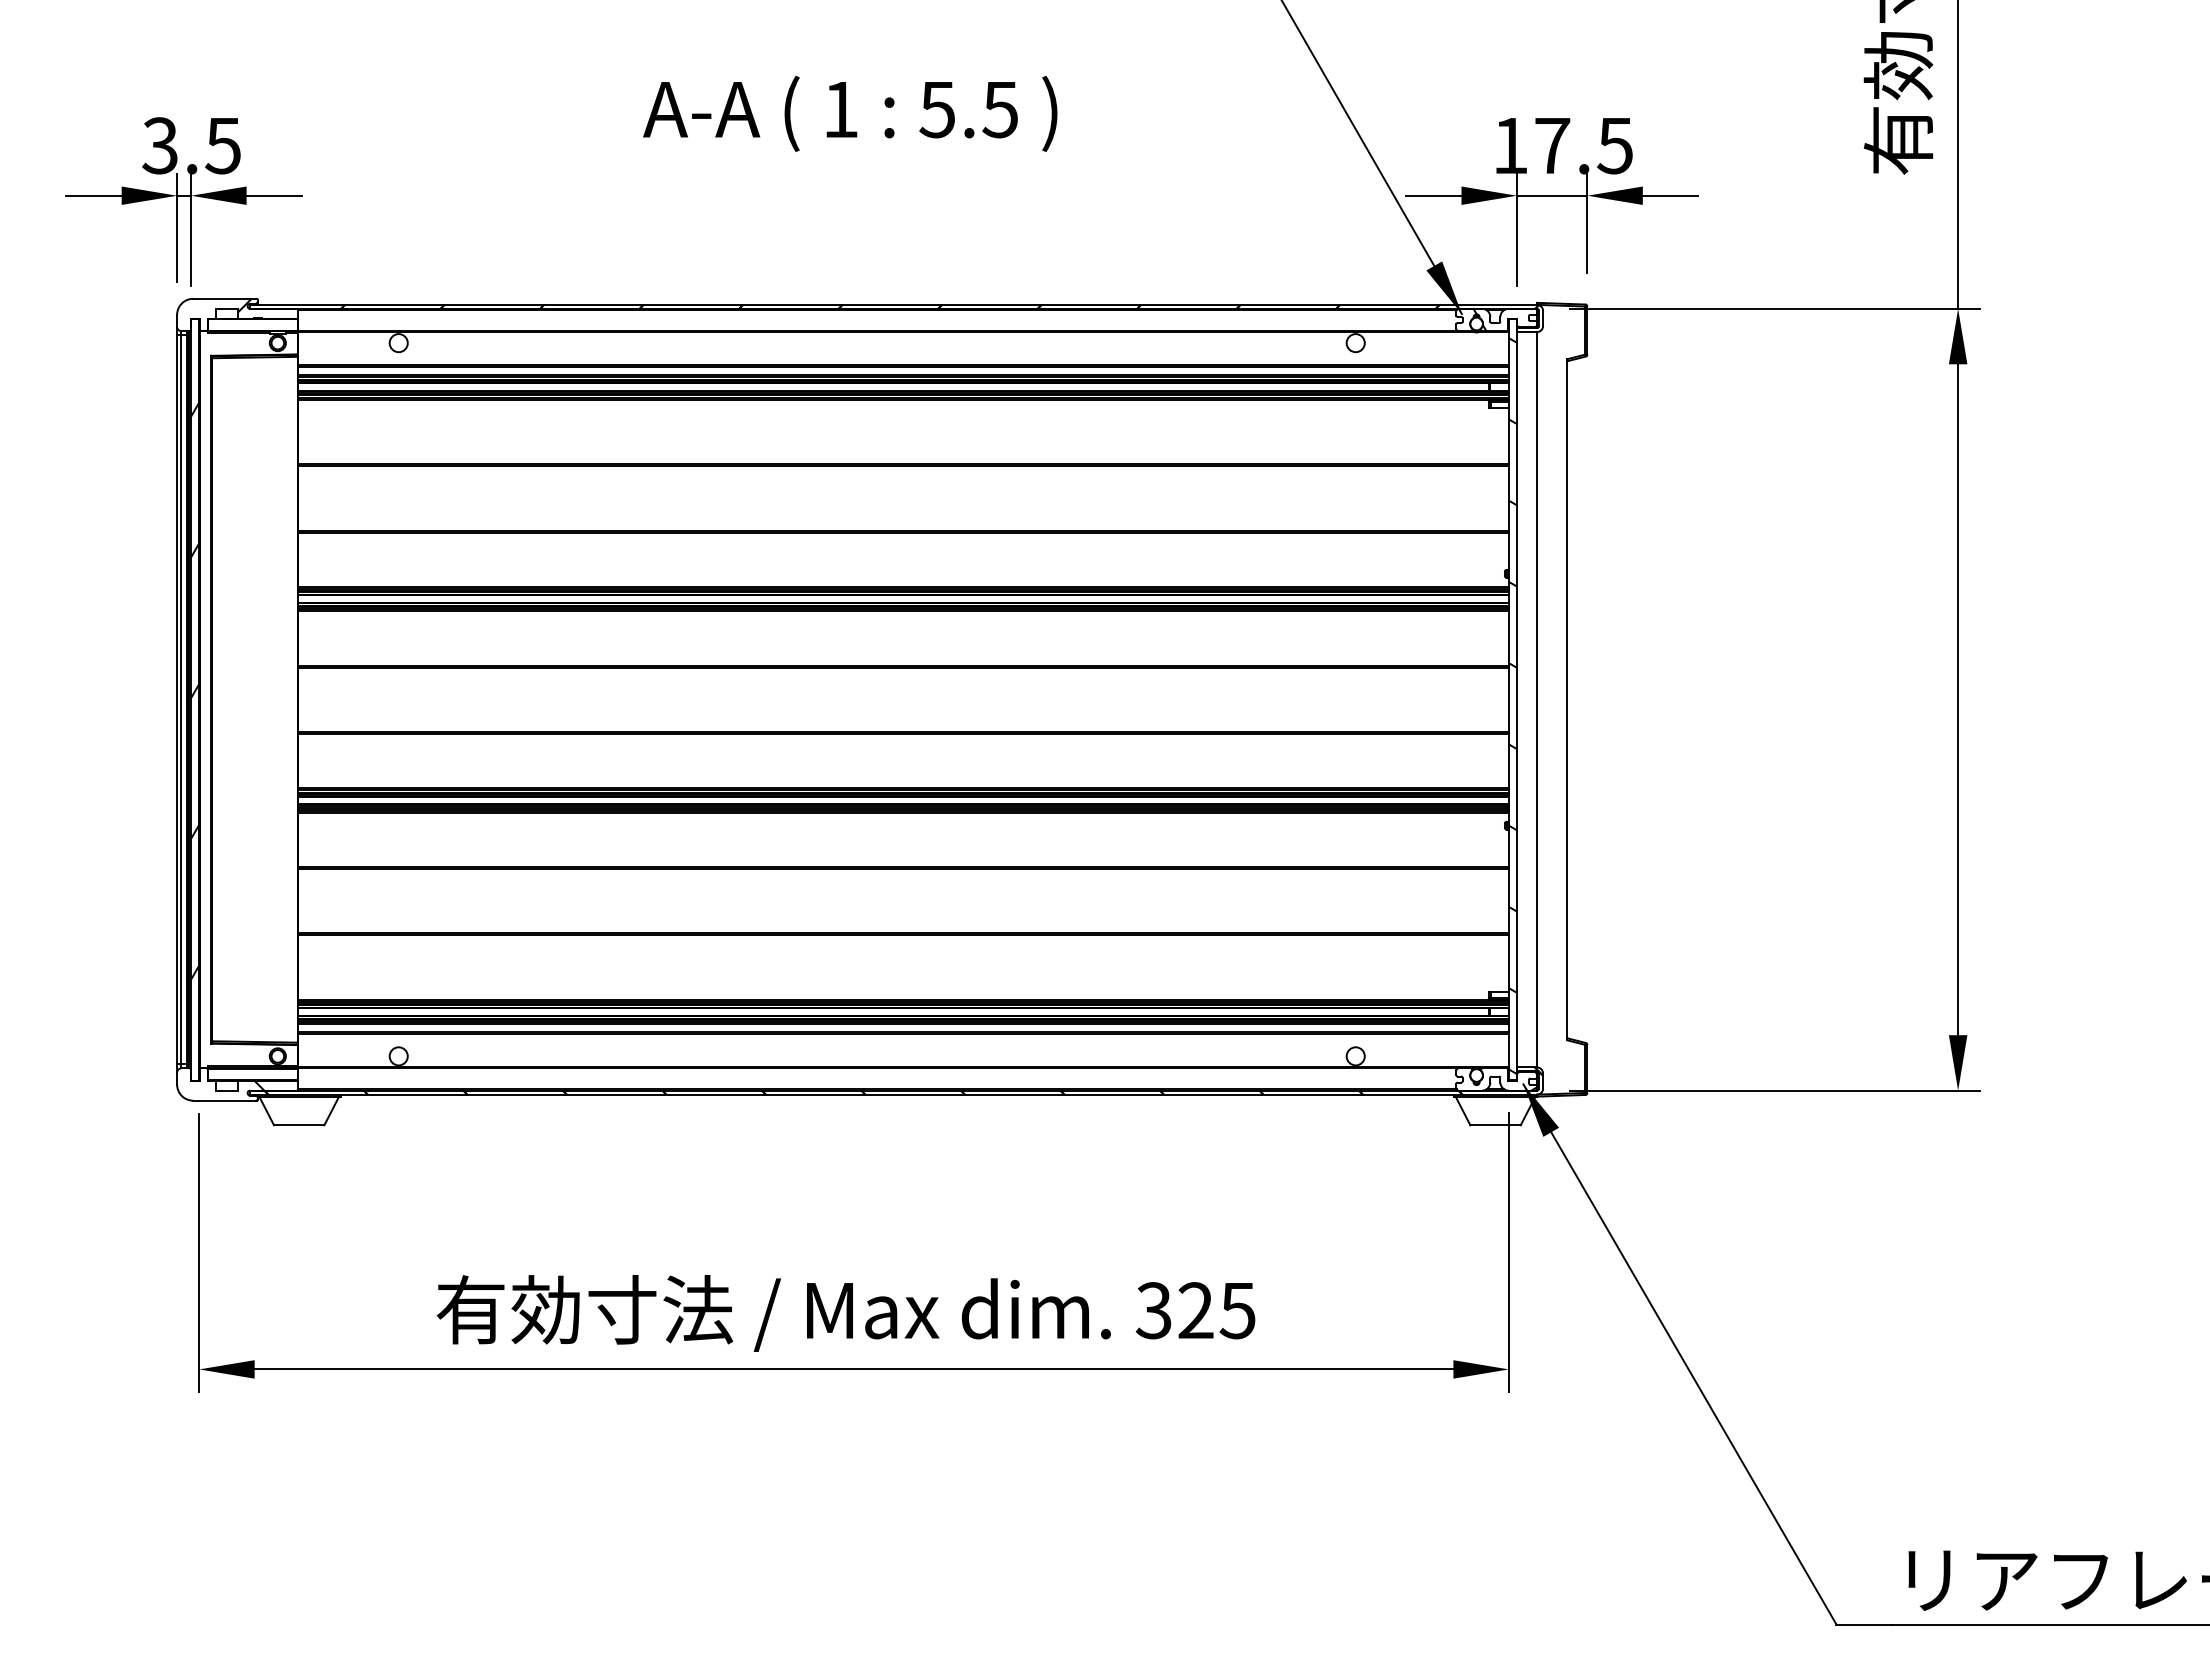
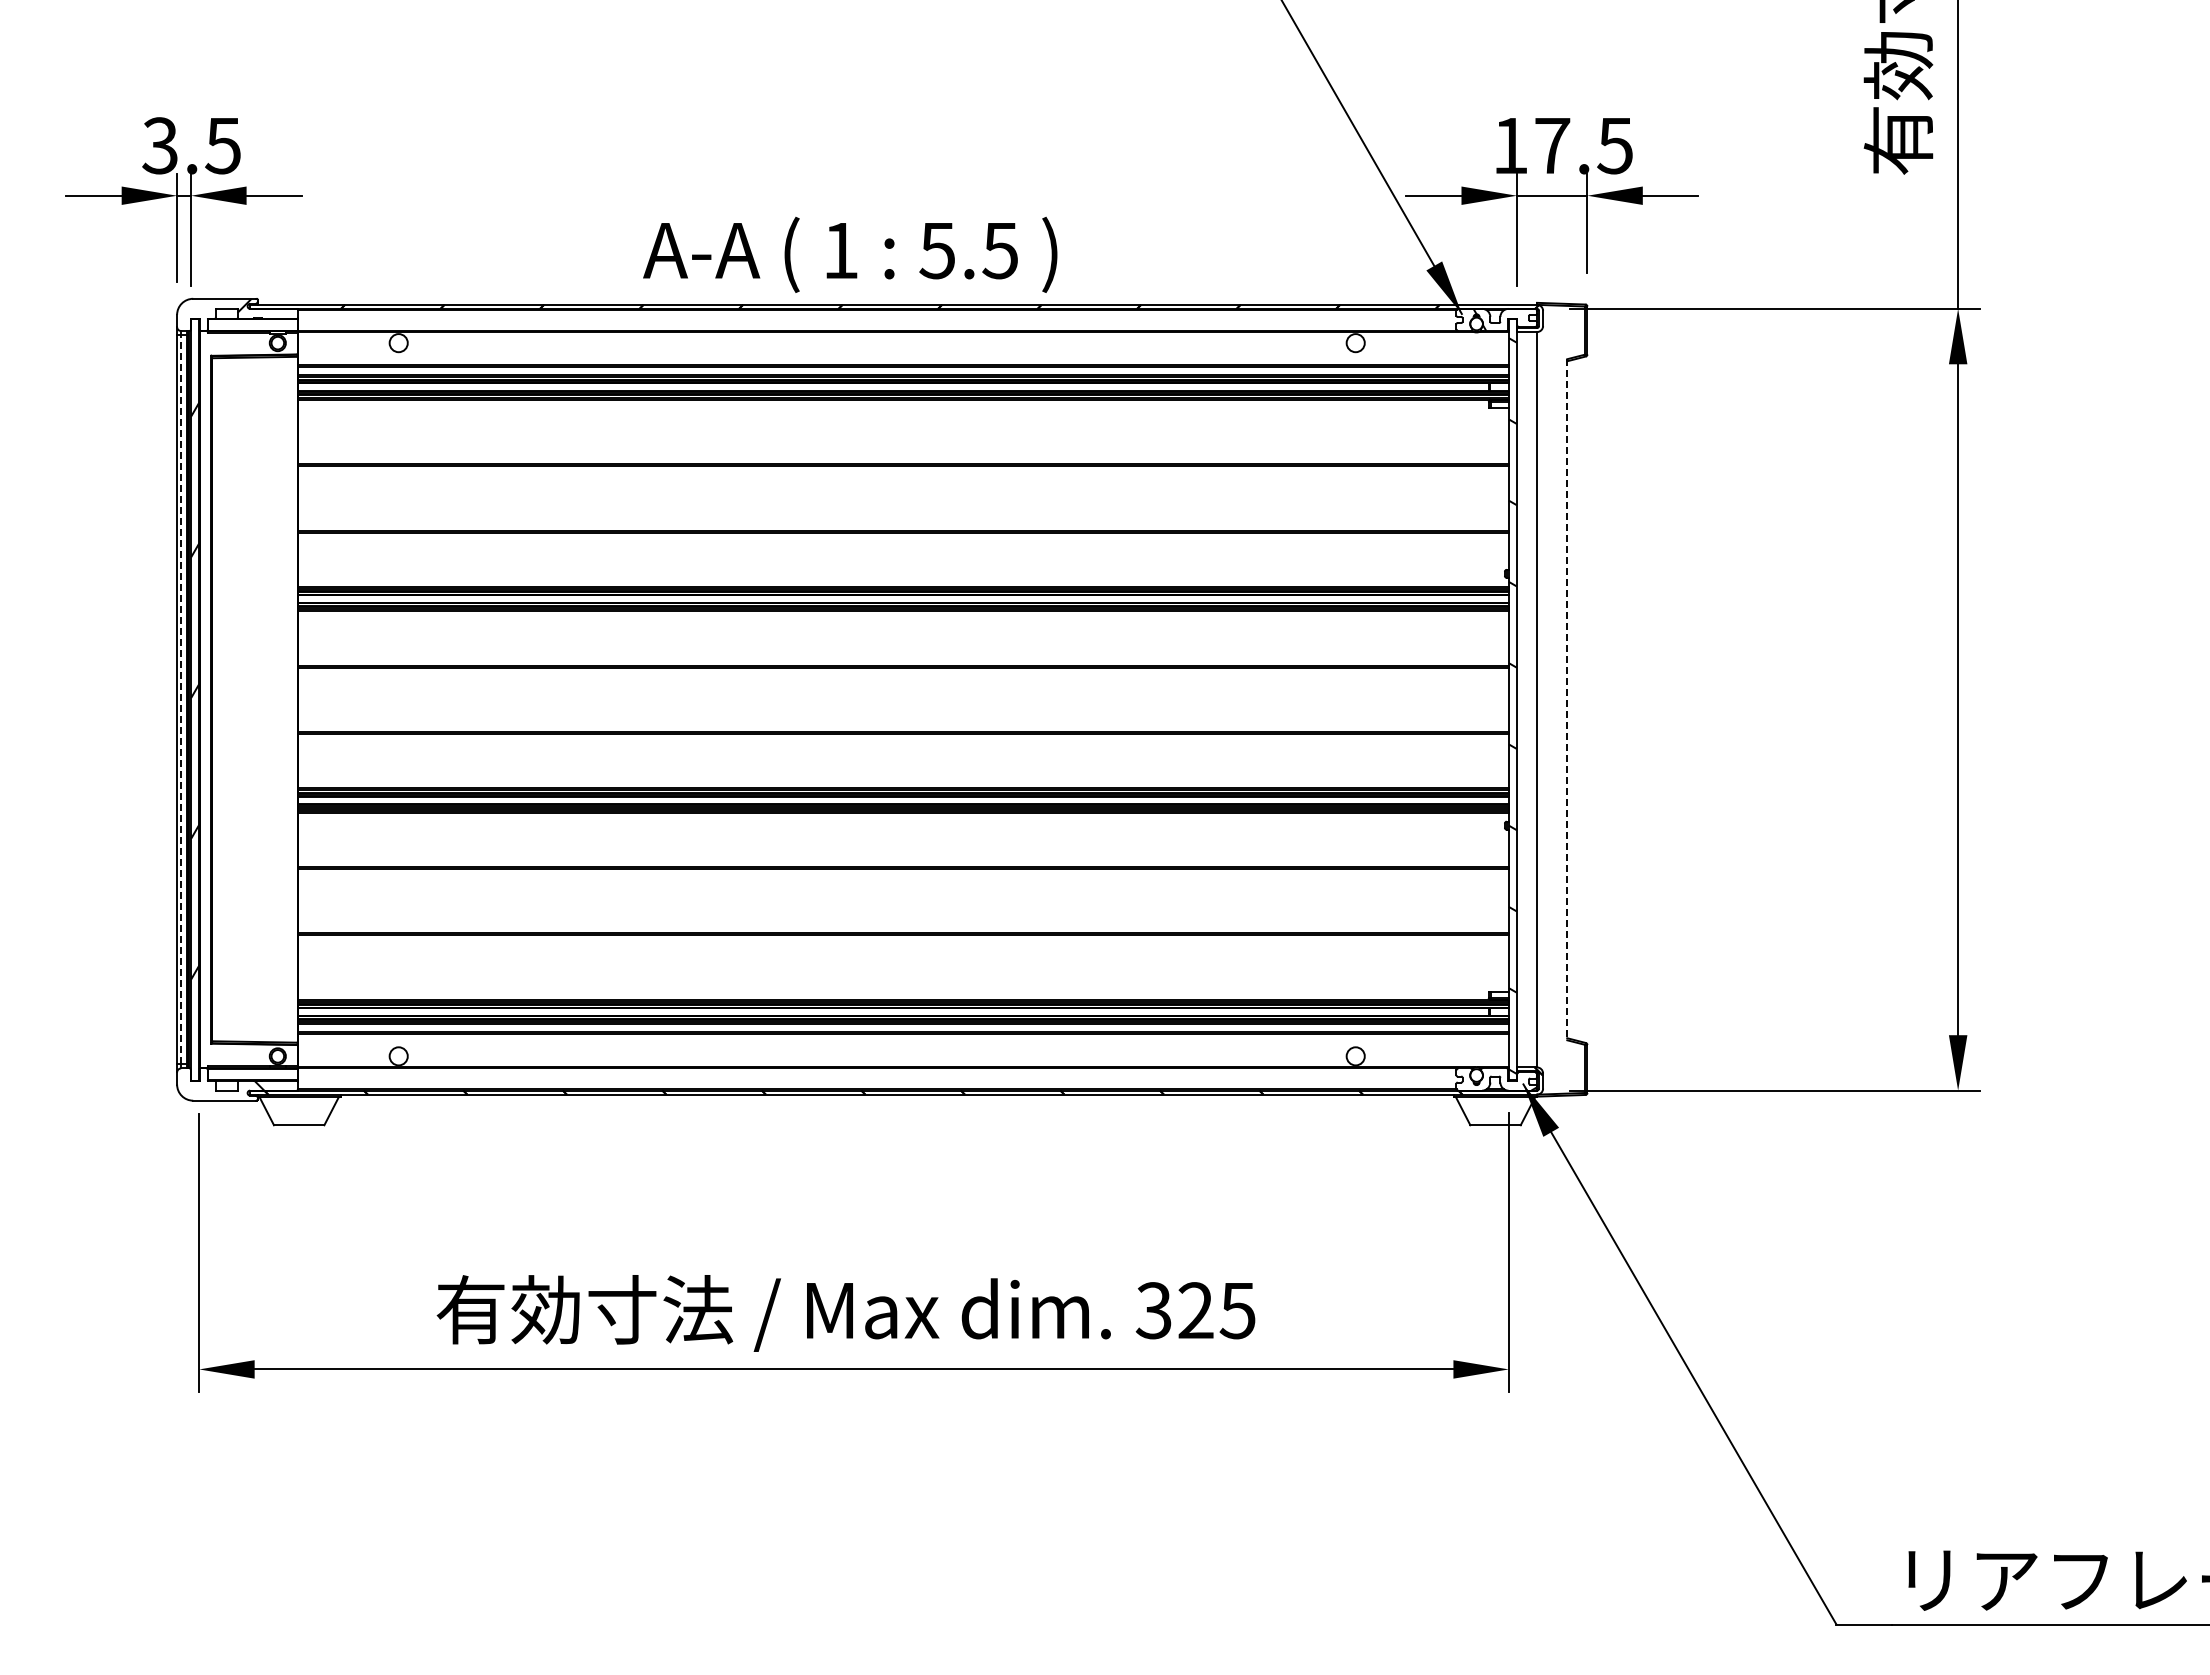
text position: (850, 113) -> (850, 254) (850, 254)
line: solid -> dashed (181, 699)
line: solid -> dashed (1567, 699)
